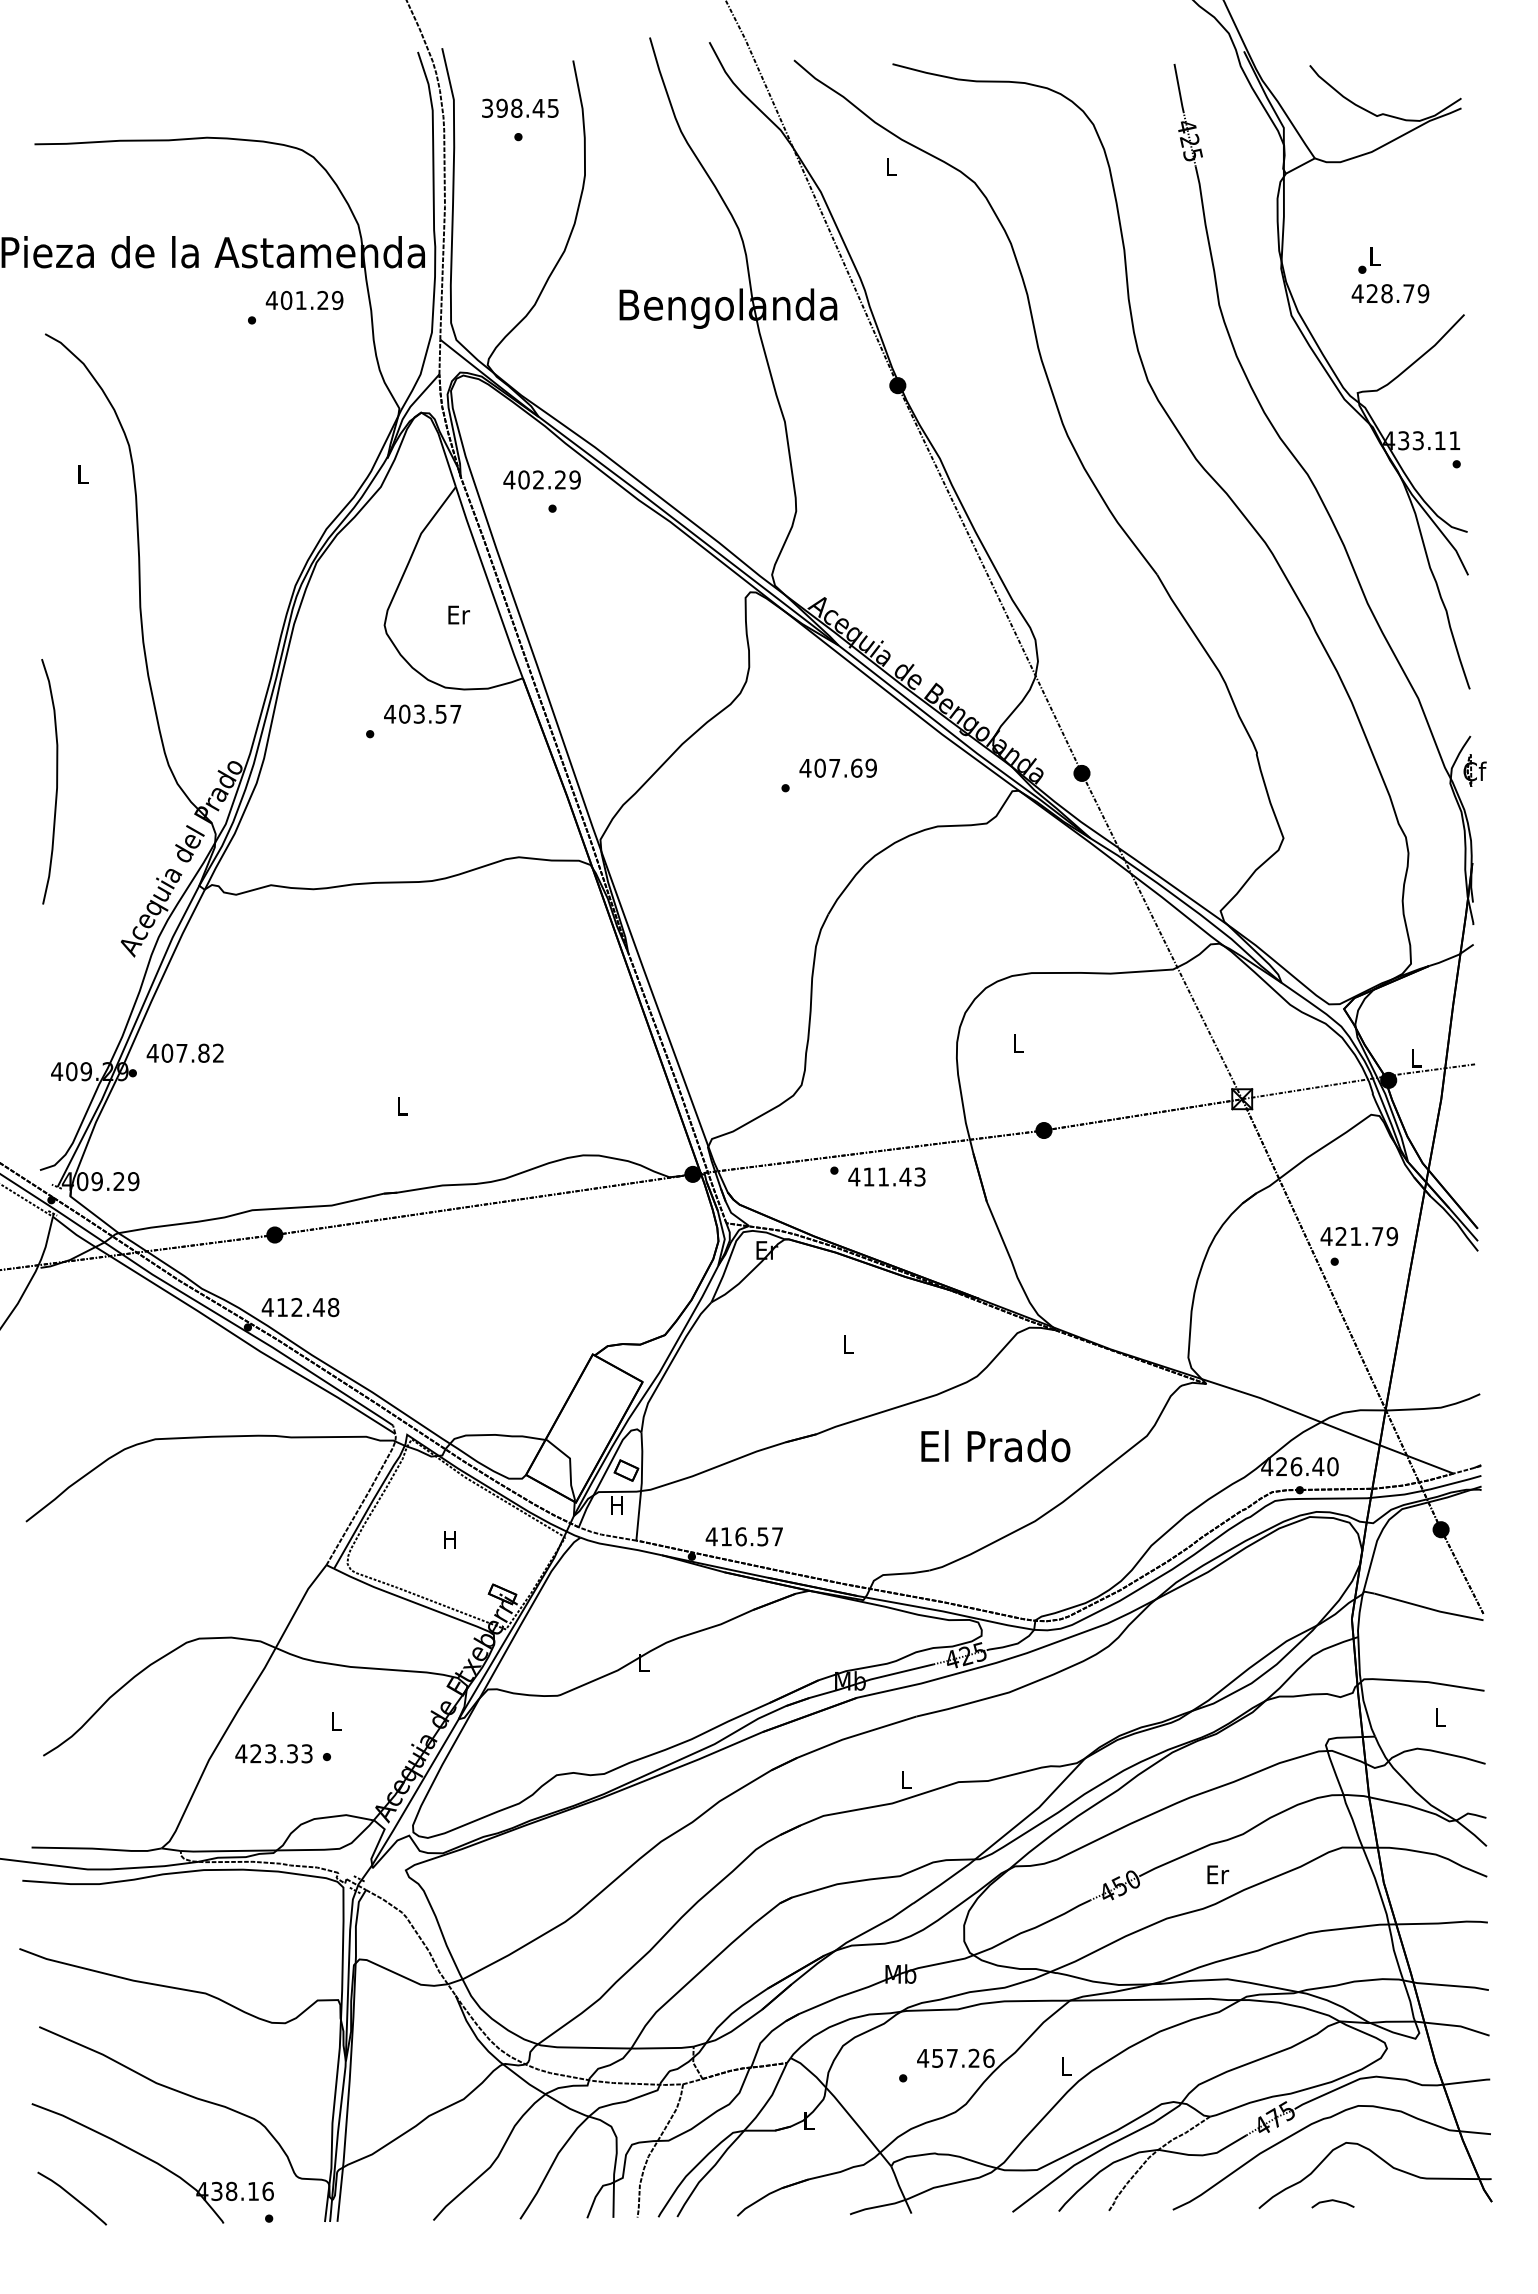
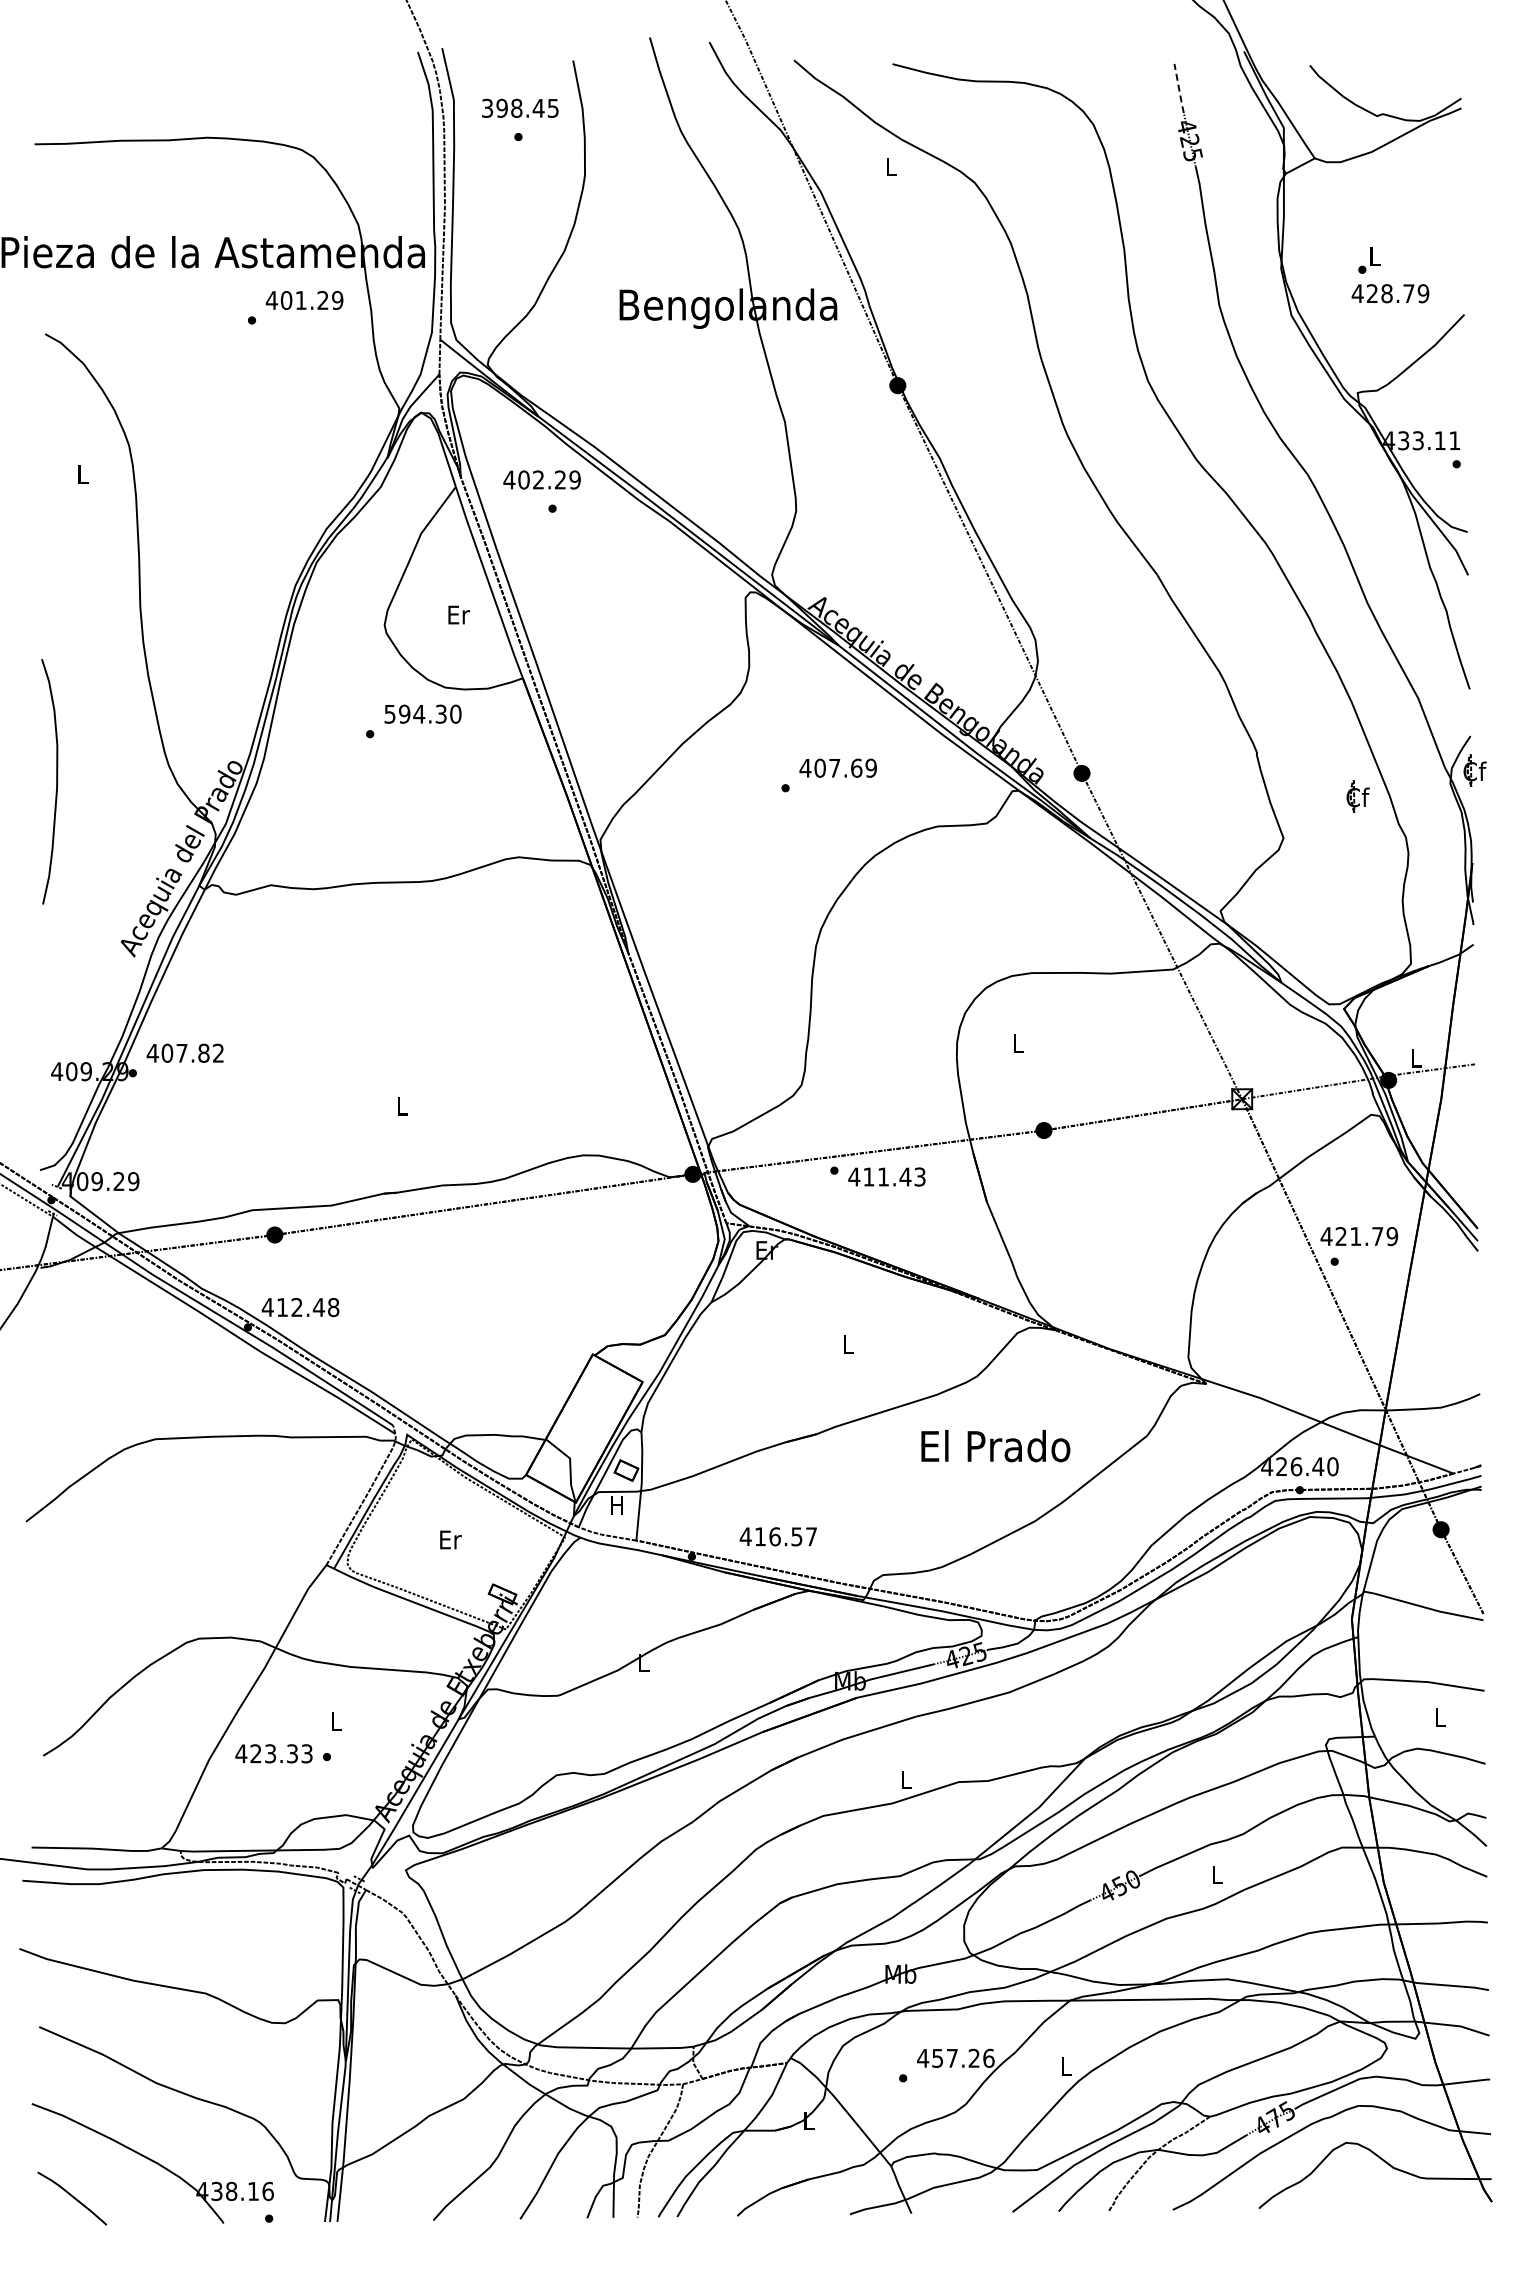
line: solid -> dashed (1179, 88)
text: 403.57 -> 594.30 (422, 713)
part: none -> present (1357, 796)
text position: (743, 1536) -> (777, 1536) (777, 1536)
text: H -> Er (450, 1539)
text: Er -> L (1218, 1874)
line: present -> none (1332, 2201)
